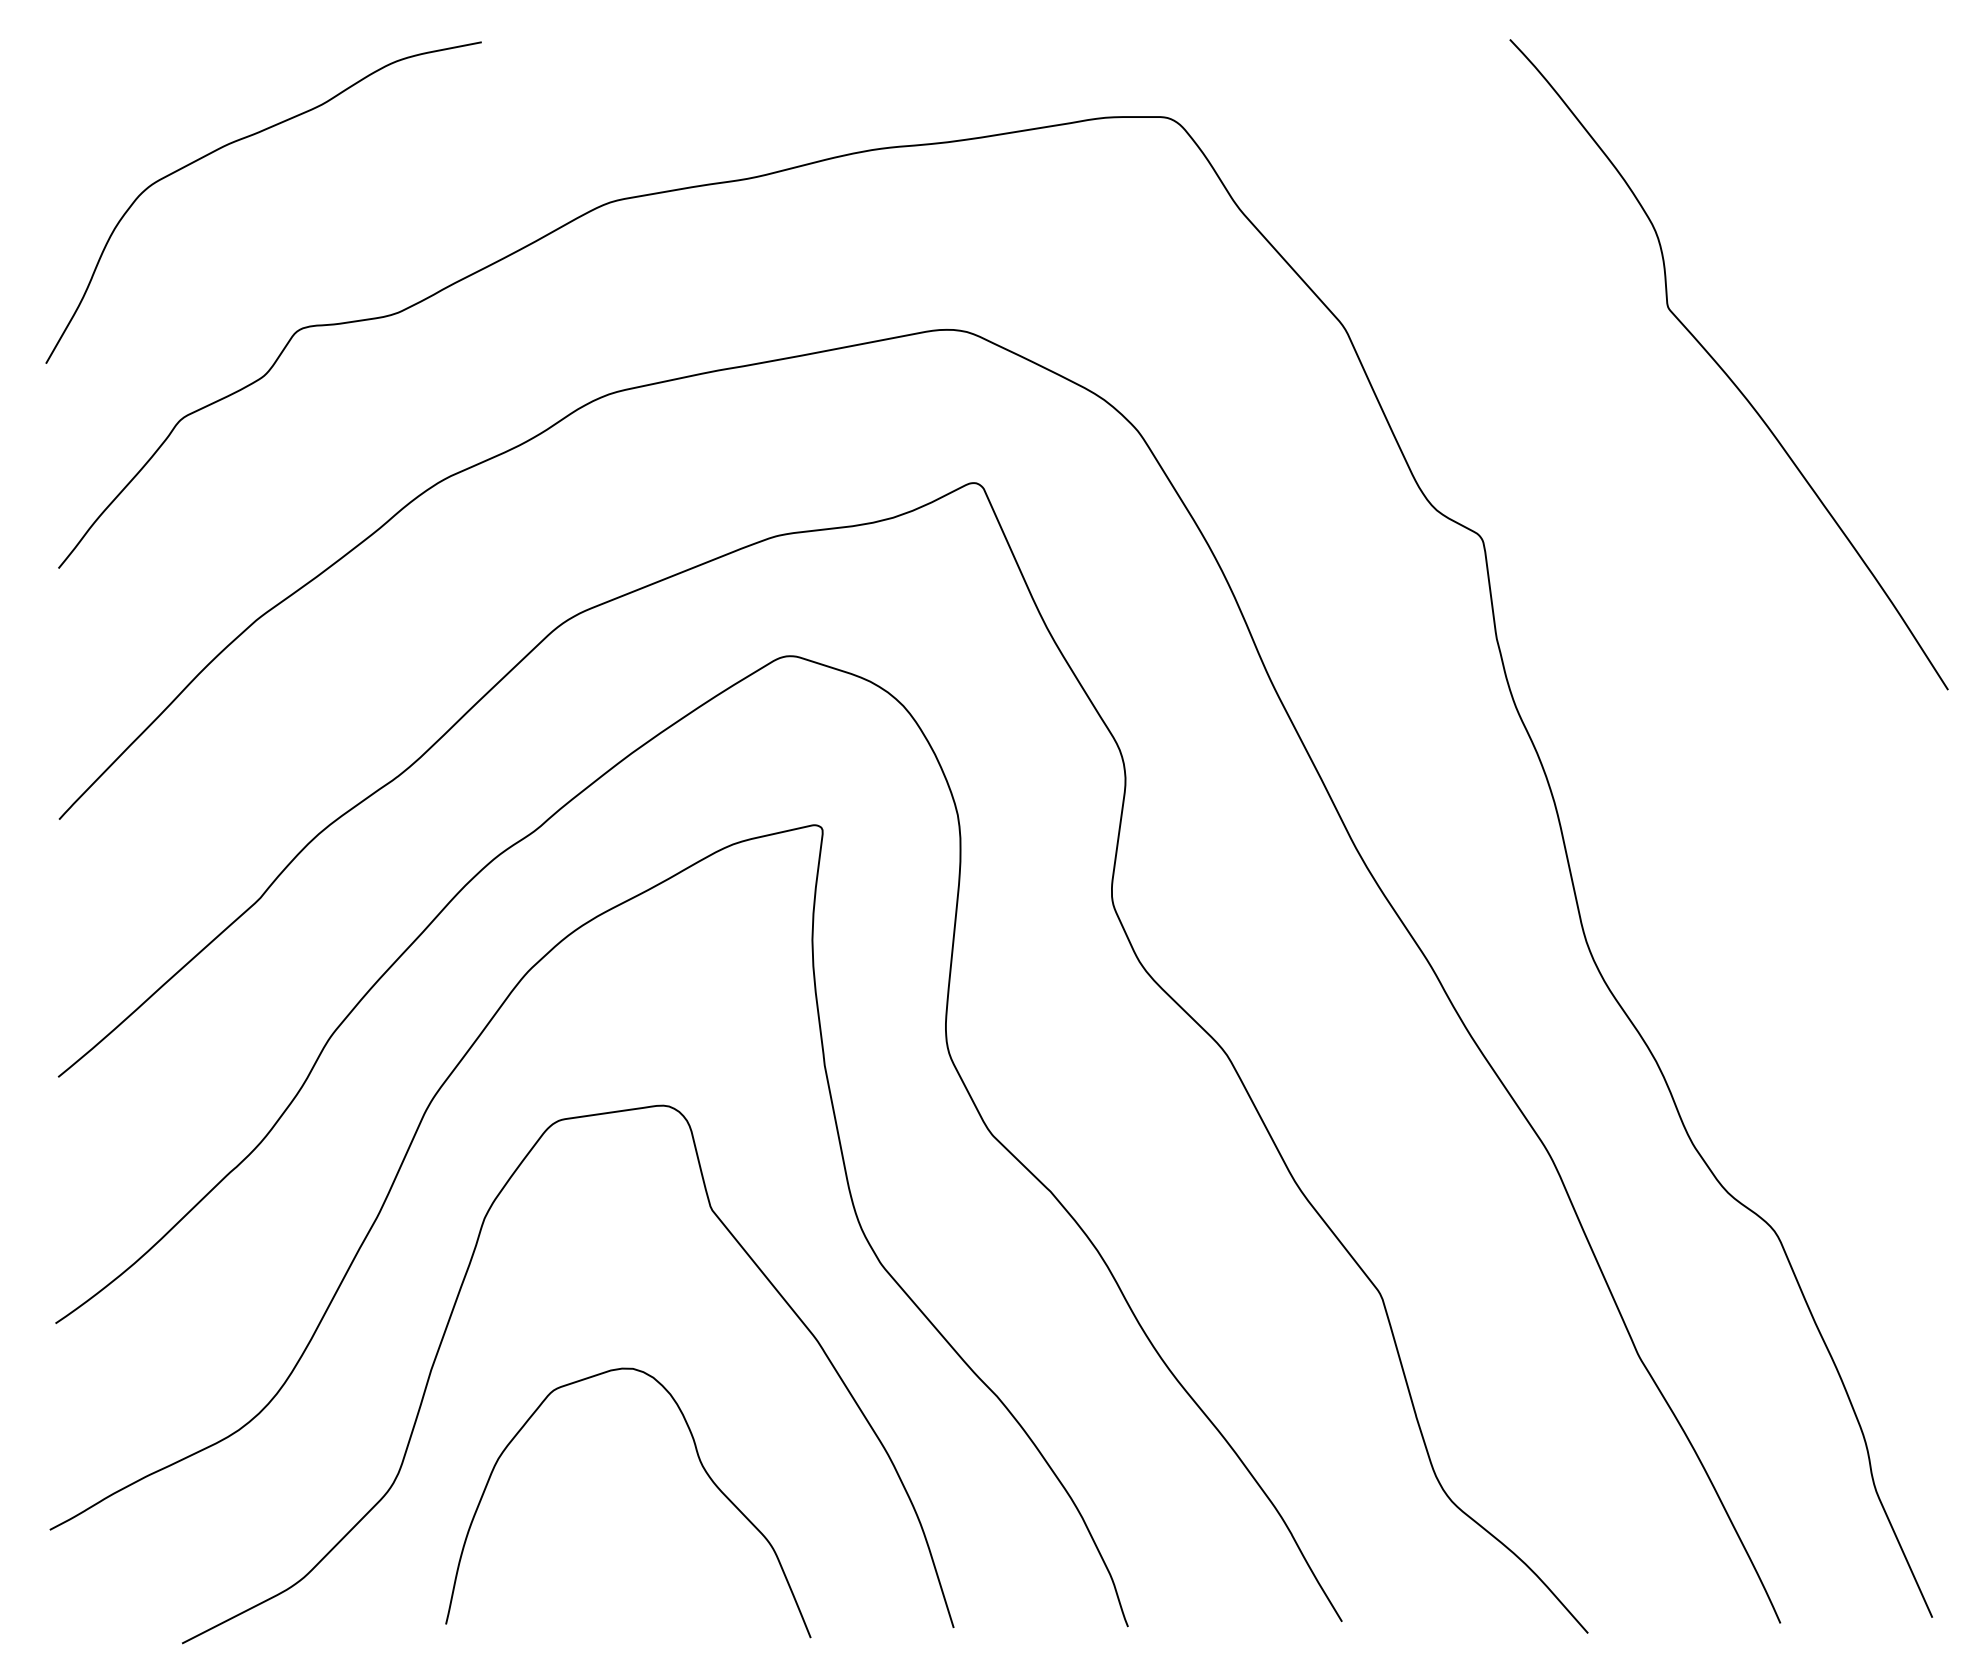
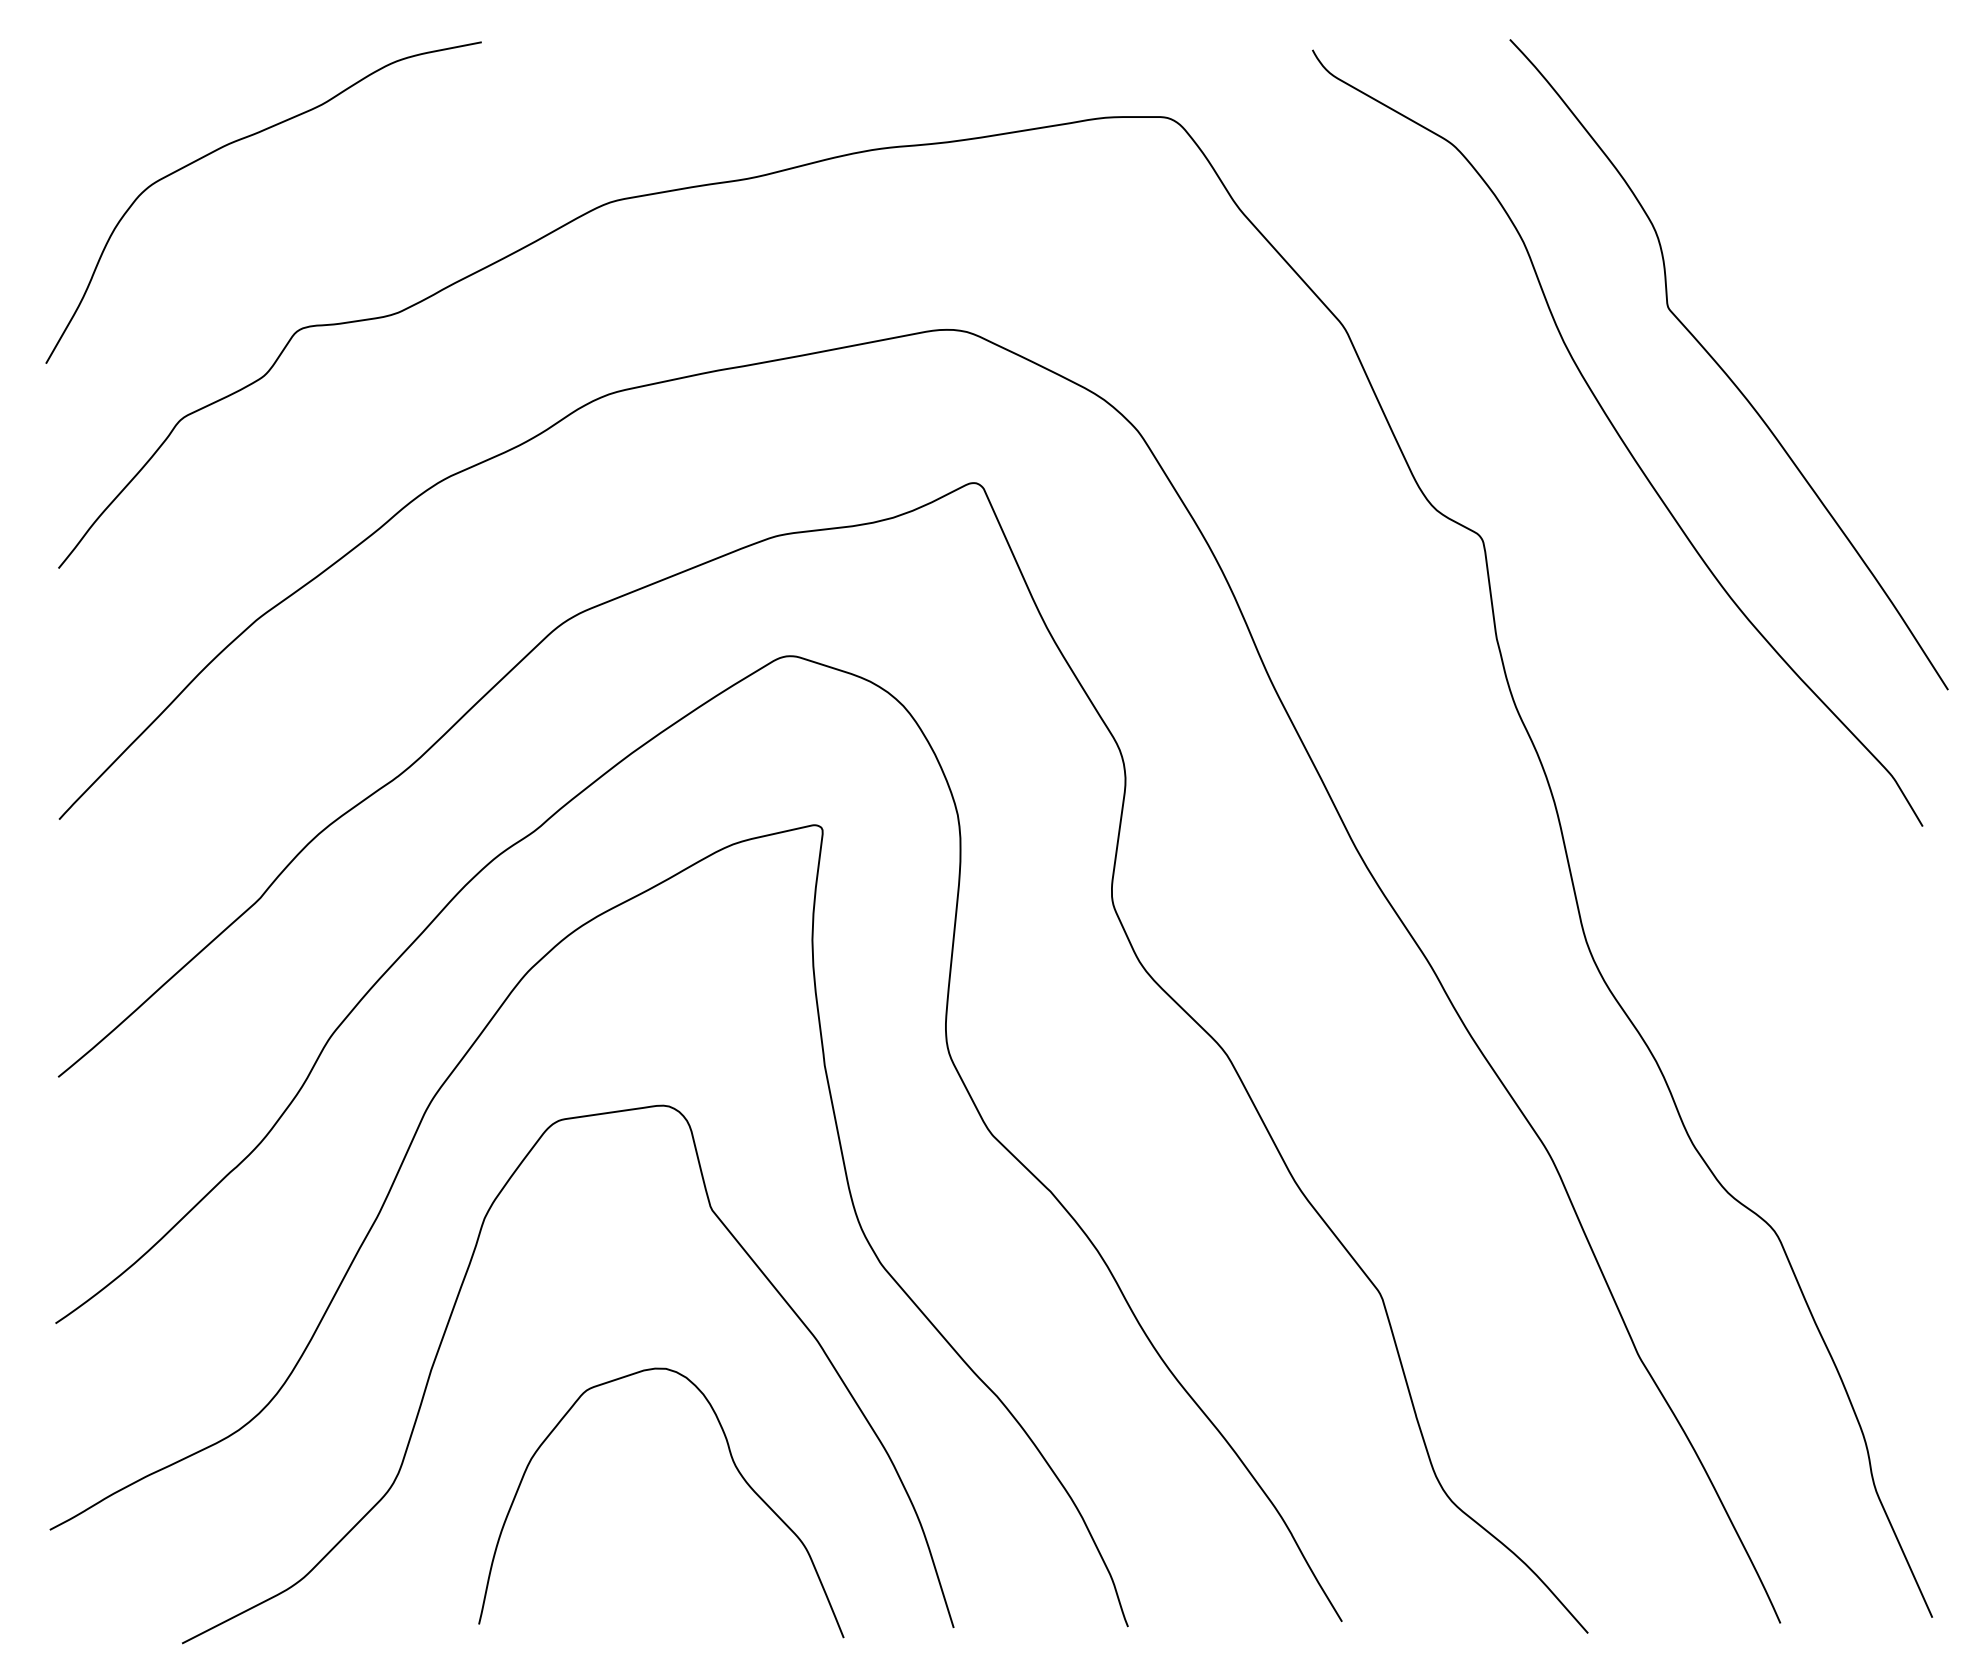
curve: none -> present (1618, 436)
curve position: (701, 1466) -> (734, 1466) (734, 1466)
